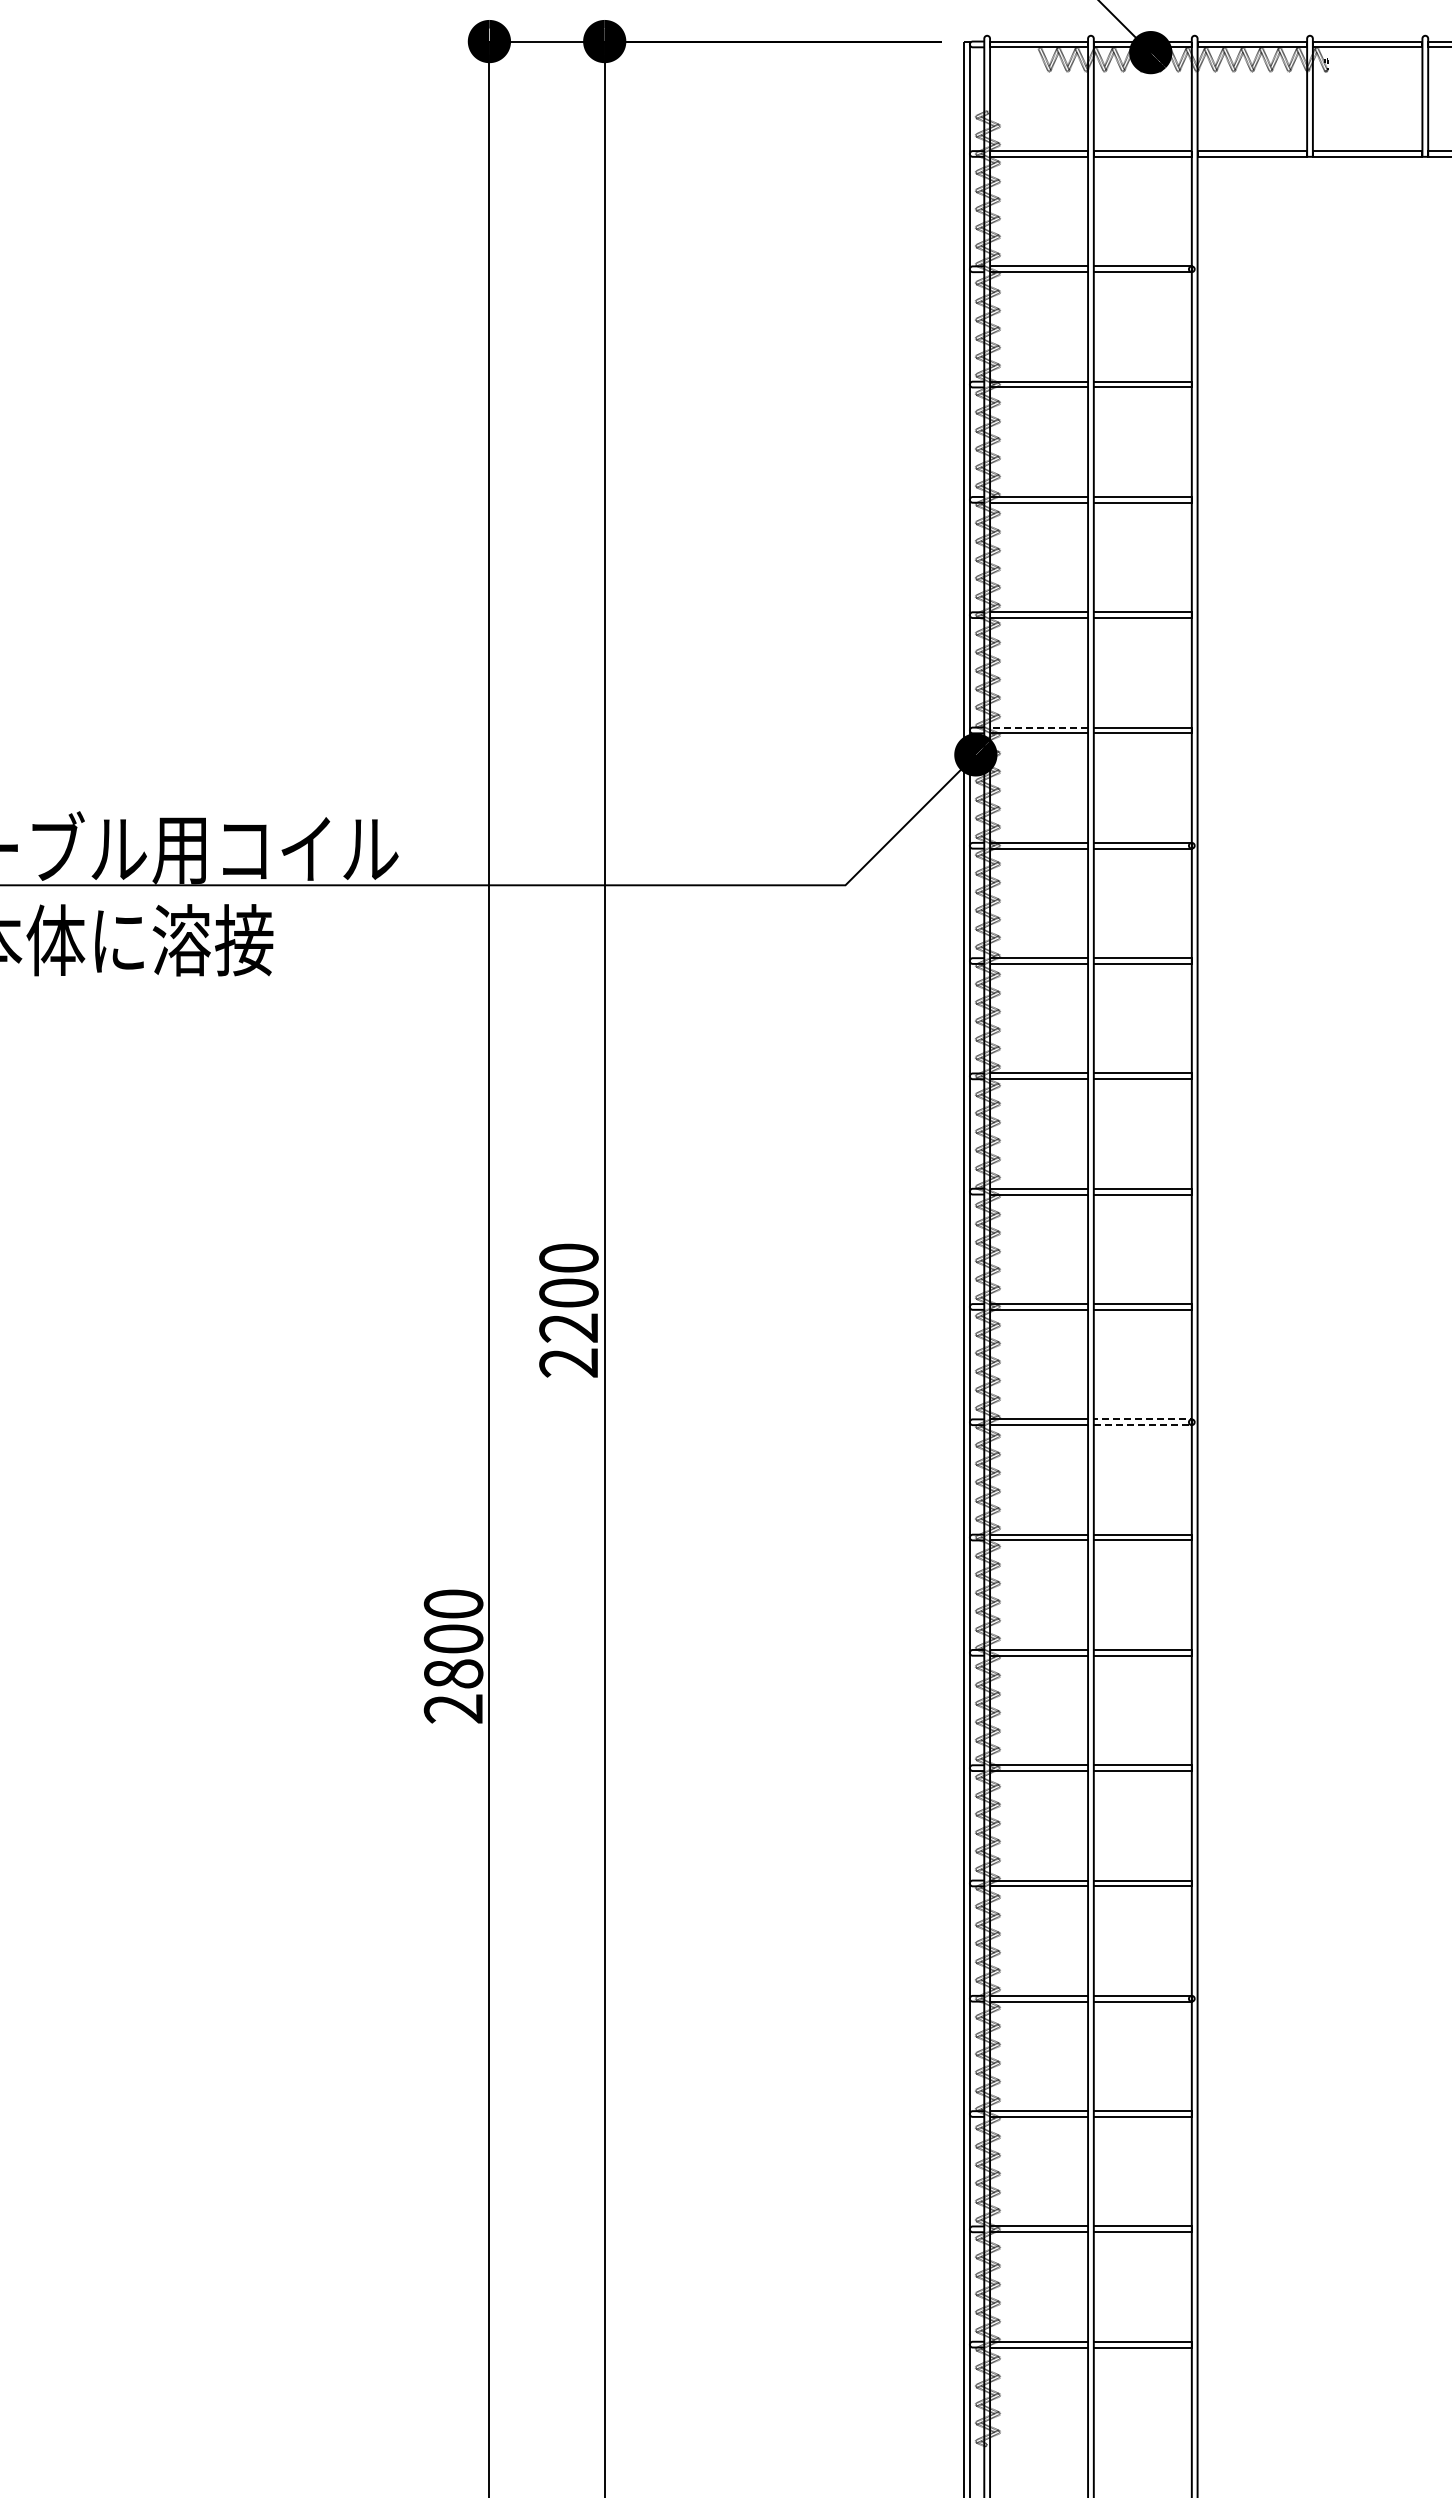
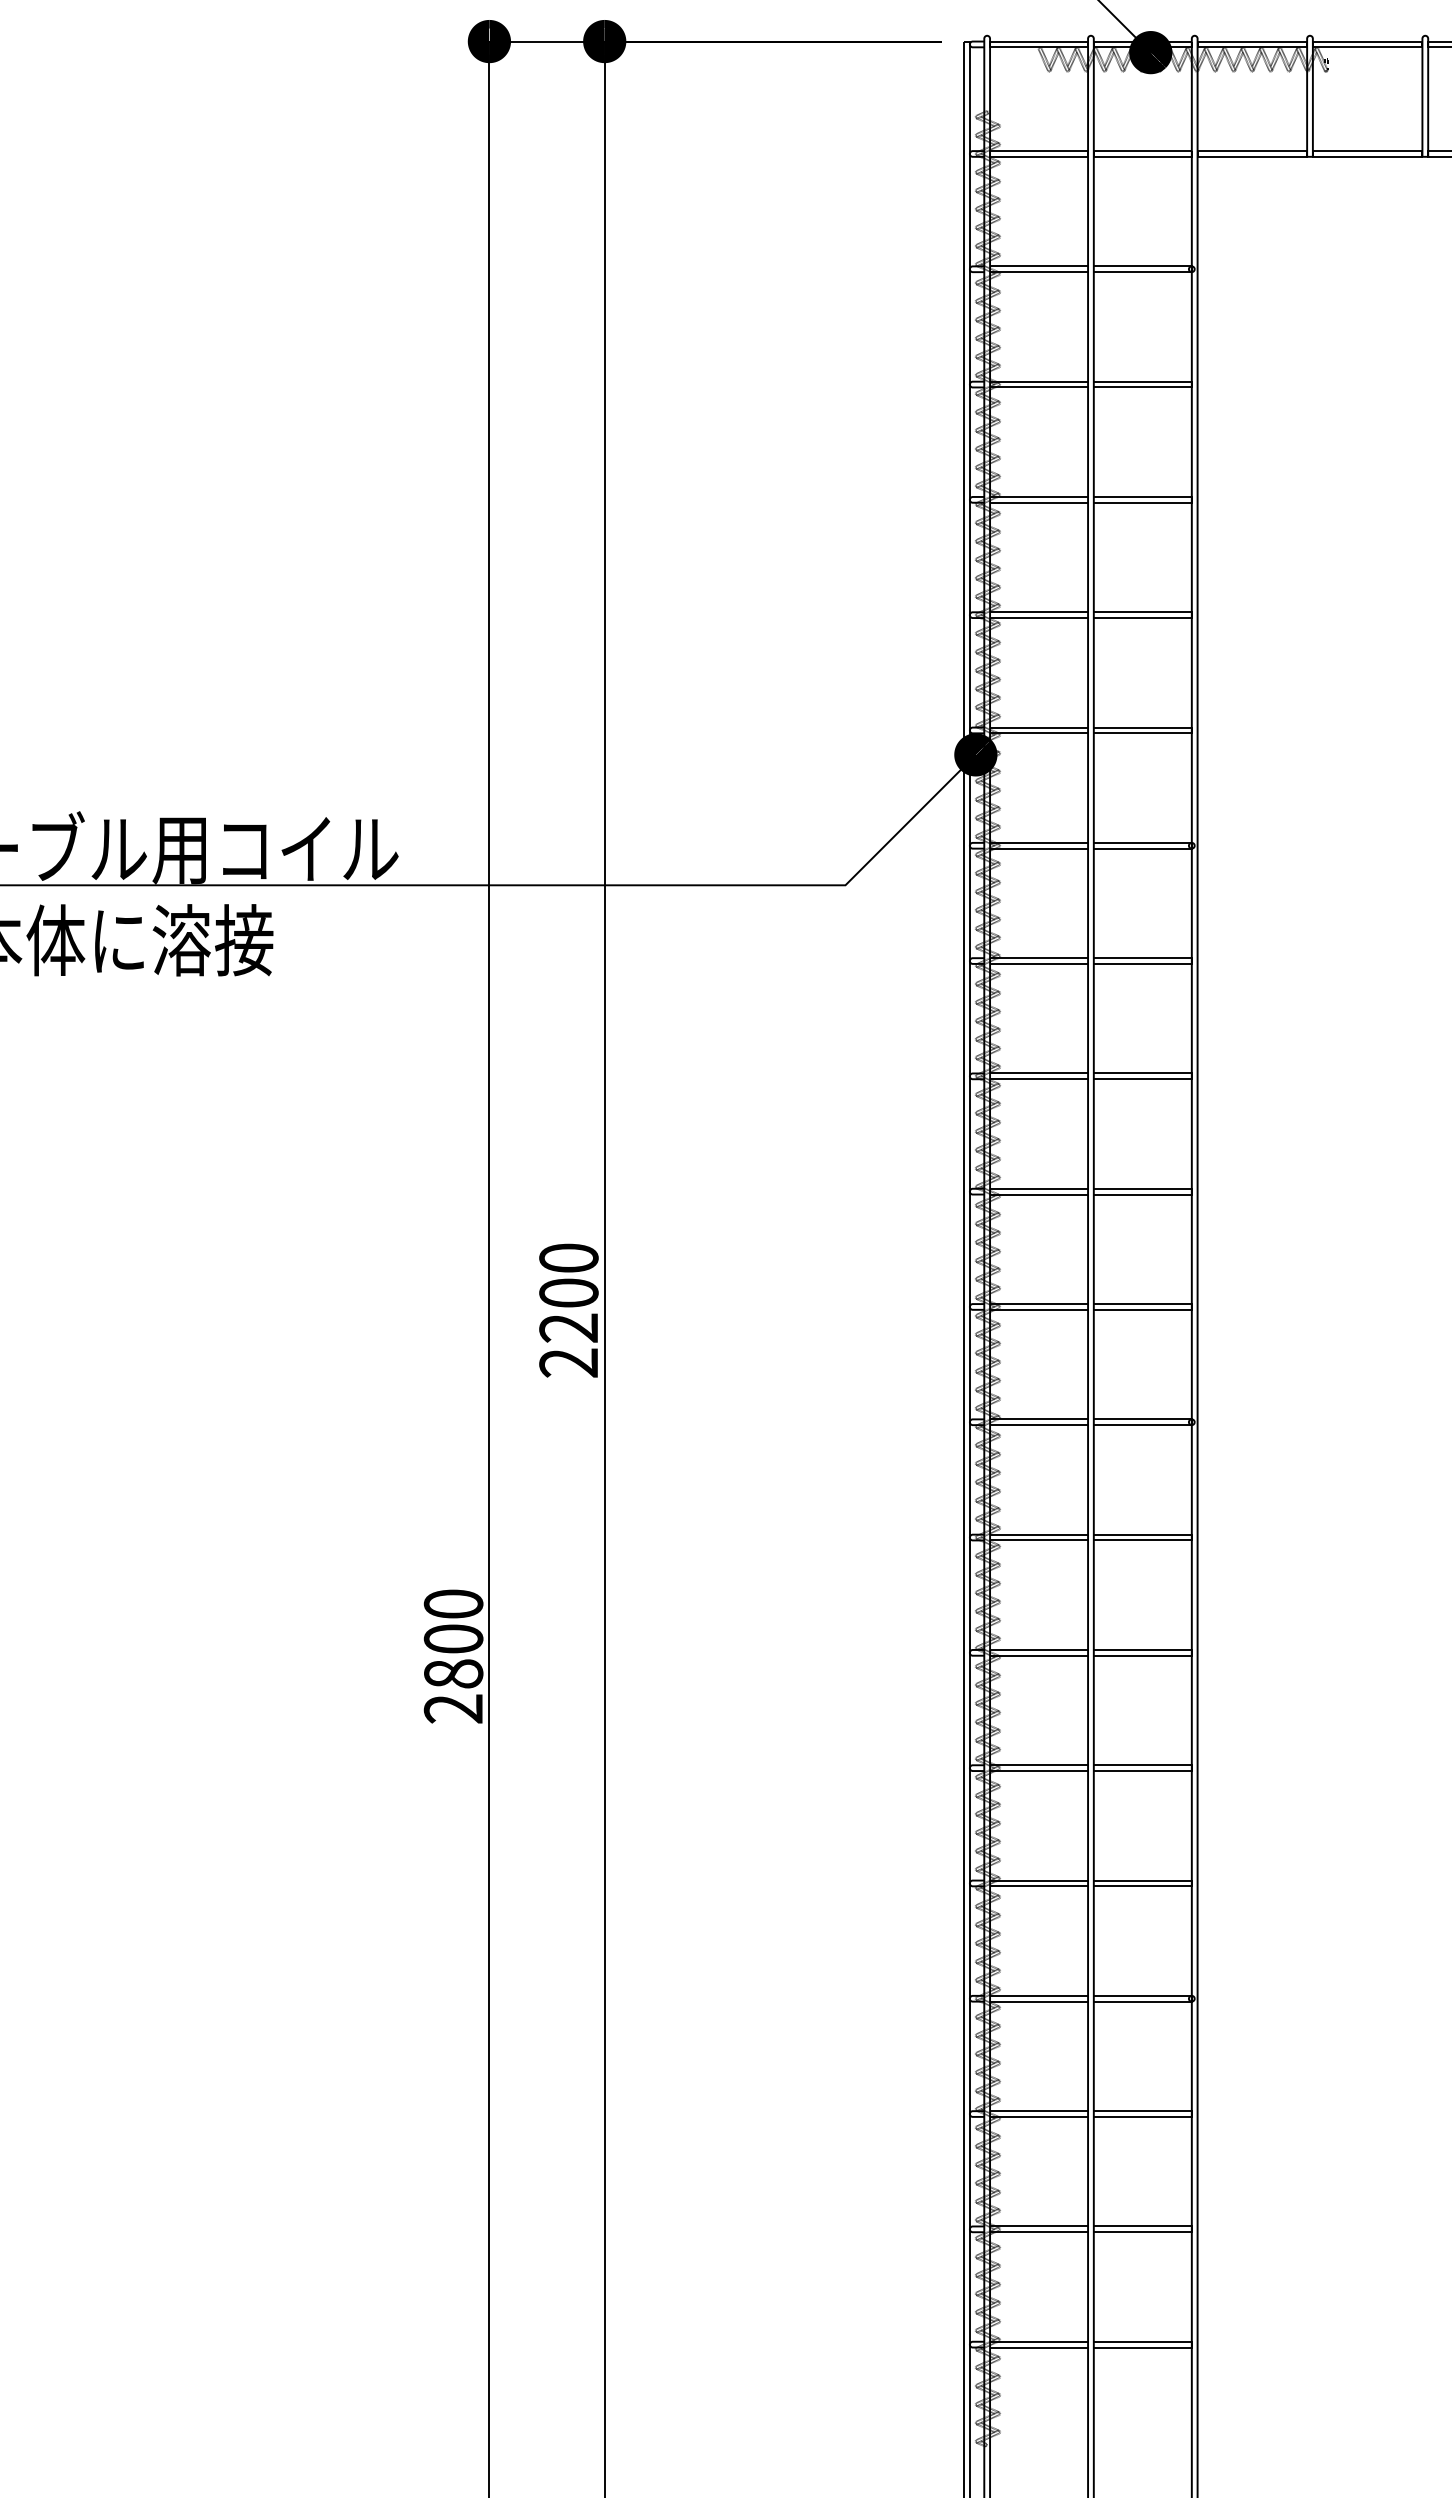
line: dashed -> solid (1038, 727)
line: dashed -> solid (1191, 1422)
